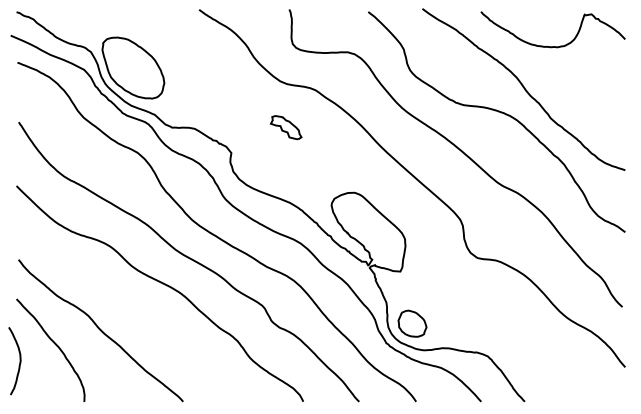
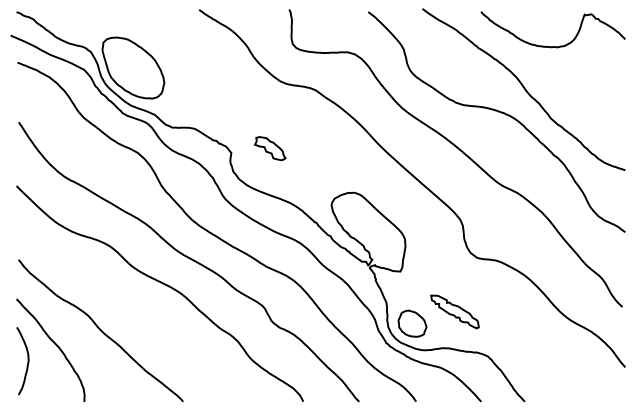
part position: (285, 127) -> (269, 148) (269, 148)
part: none -> present (454, 311)
curve position: (19, 361) -> (27, 361) (27, 361)
